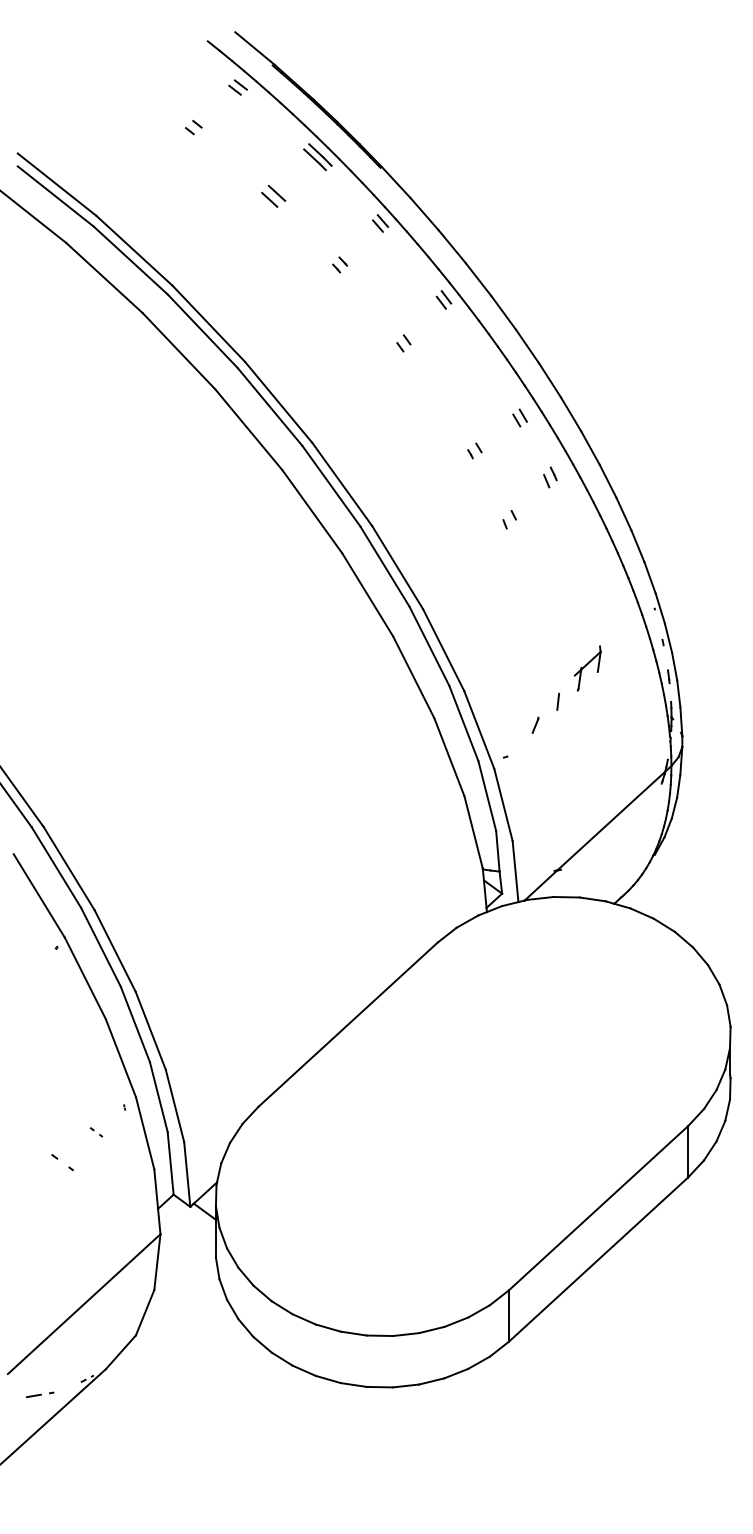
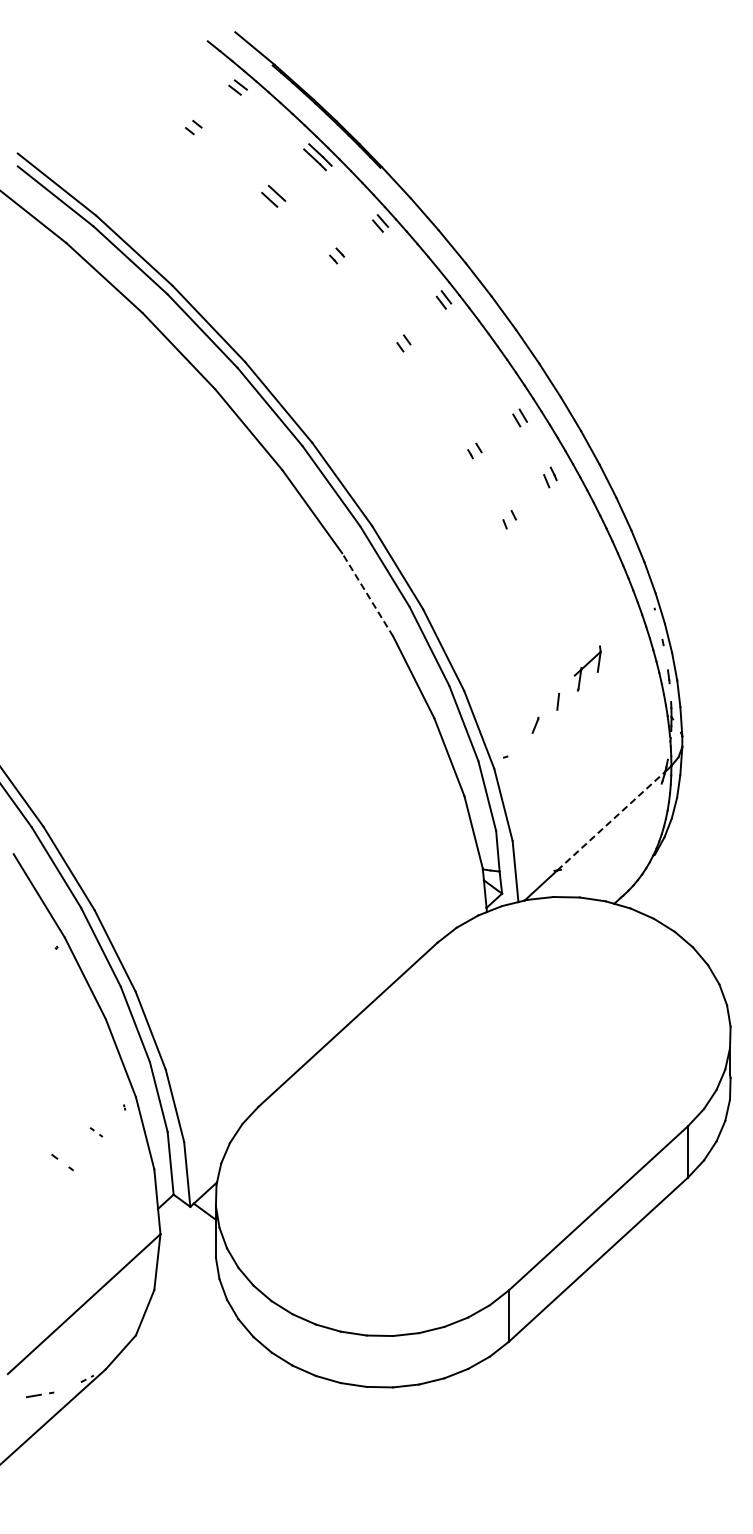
part position: (340, 264) -> (337, 255) (337, 255)
line: solid -> dashed (367, 594)
line: solid -> dashed (611, 820)
